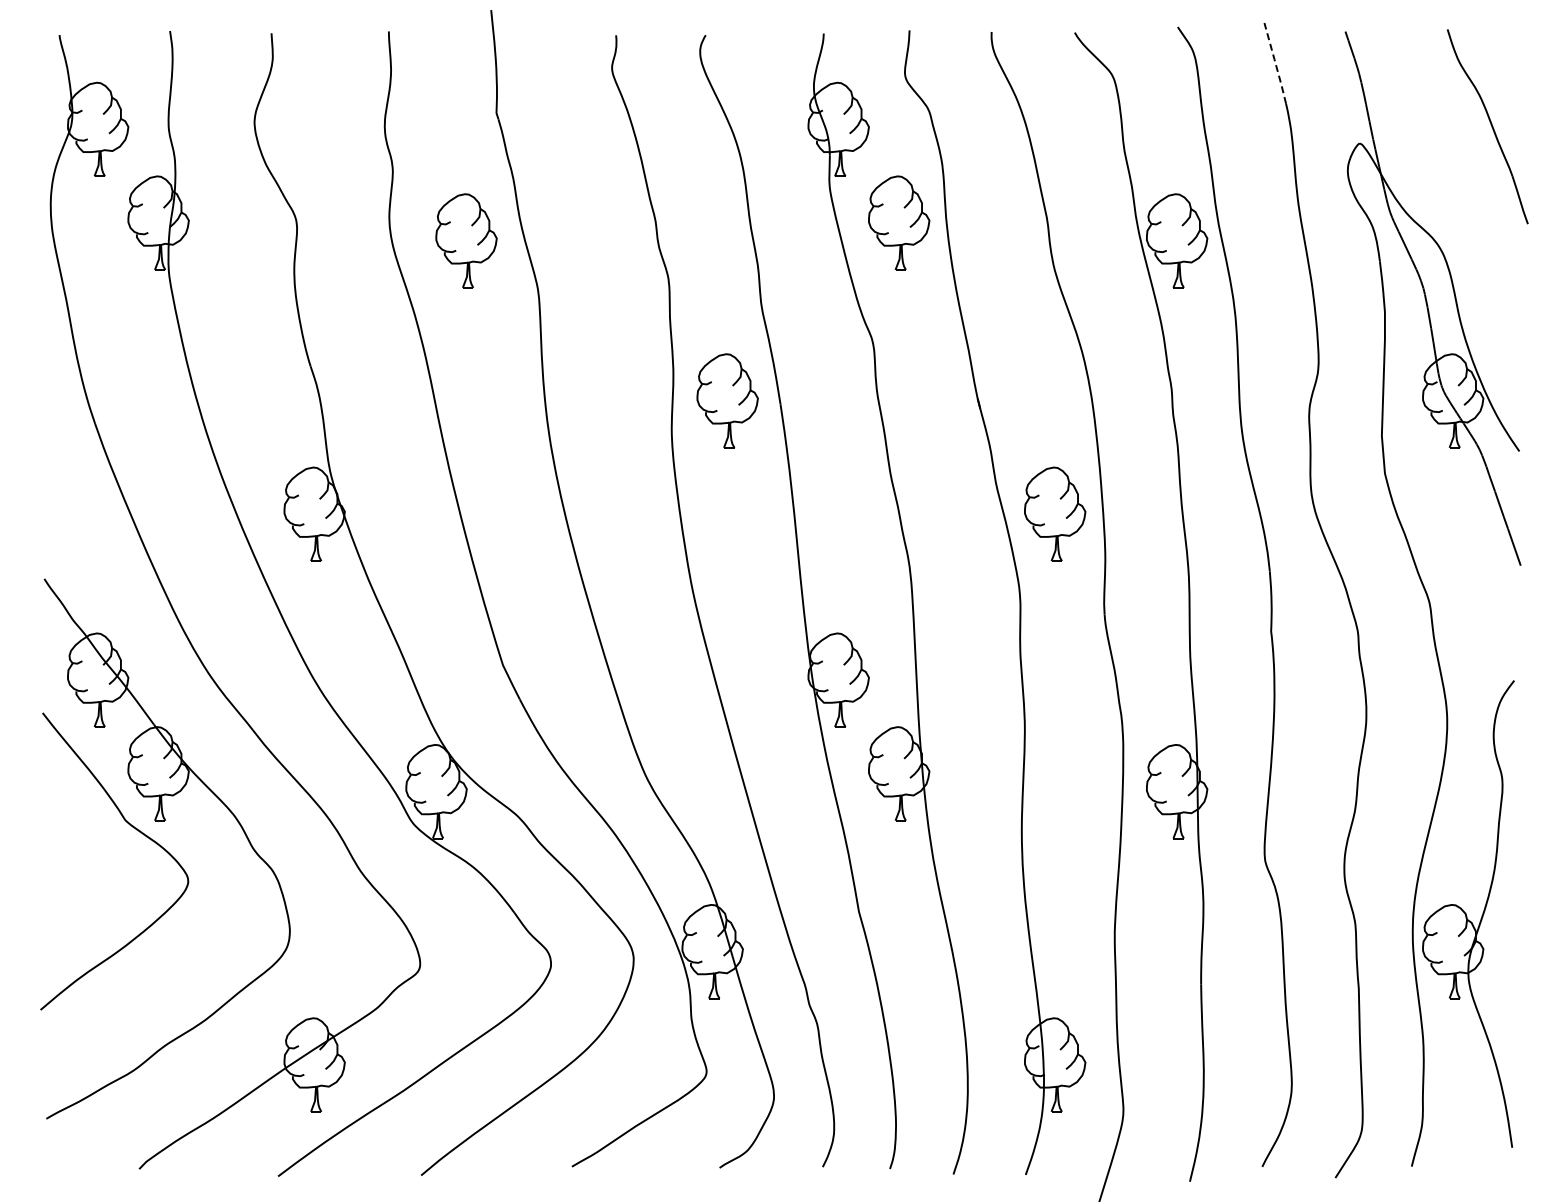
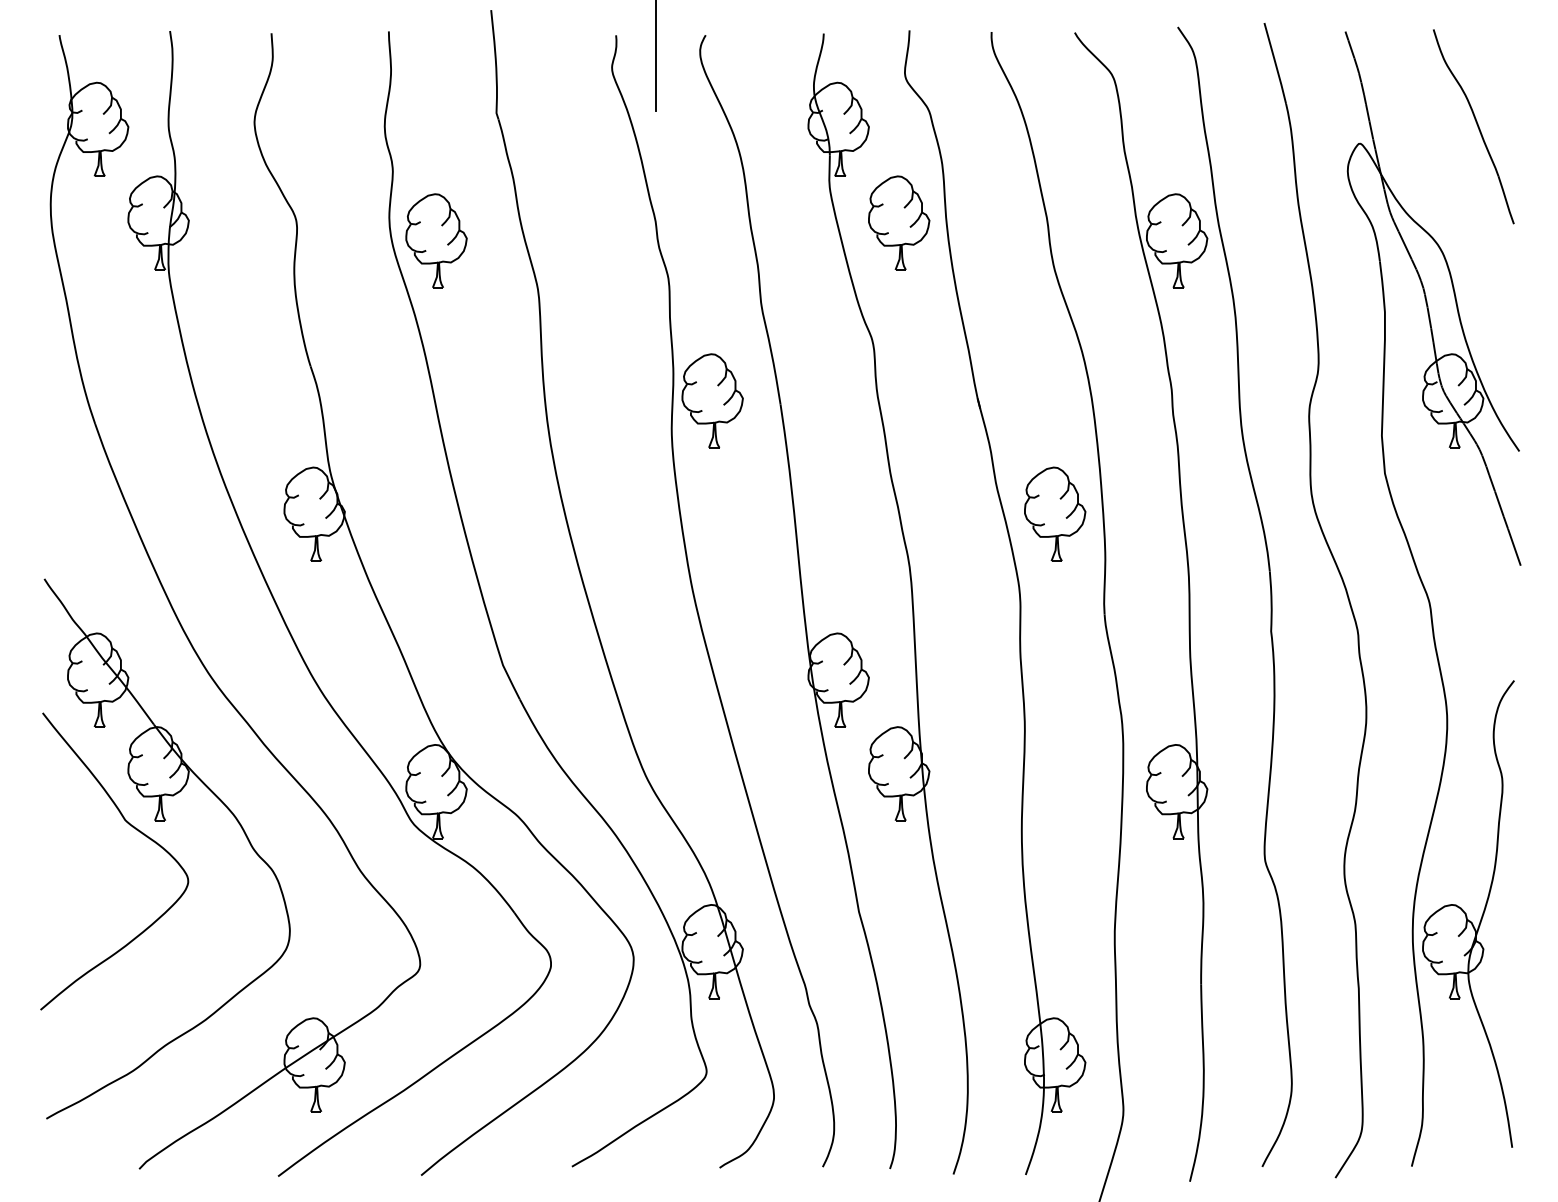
line: none -> present (655, 56)
line: dashed -> solid (1275, 63)
part position: (1487, 126) -> (1473, 126) (1473, 126)
part position: (466, 240) -> (436, 240) (436, 240)
part position: (727, 400) -> (712, 400) (712, 400)
